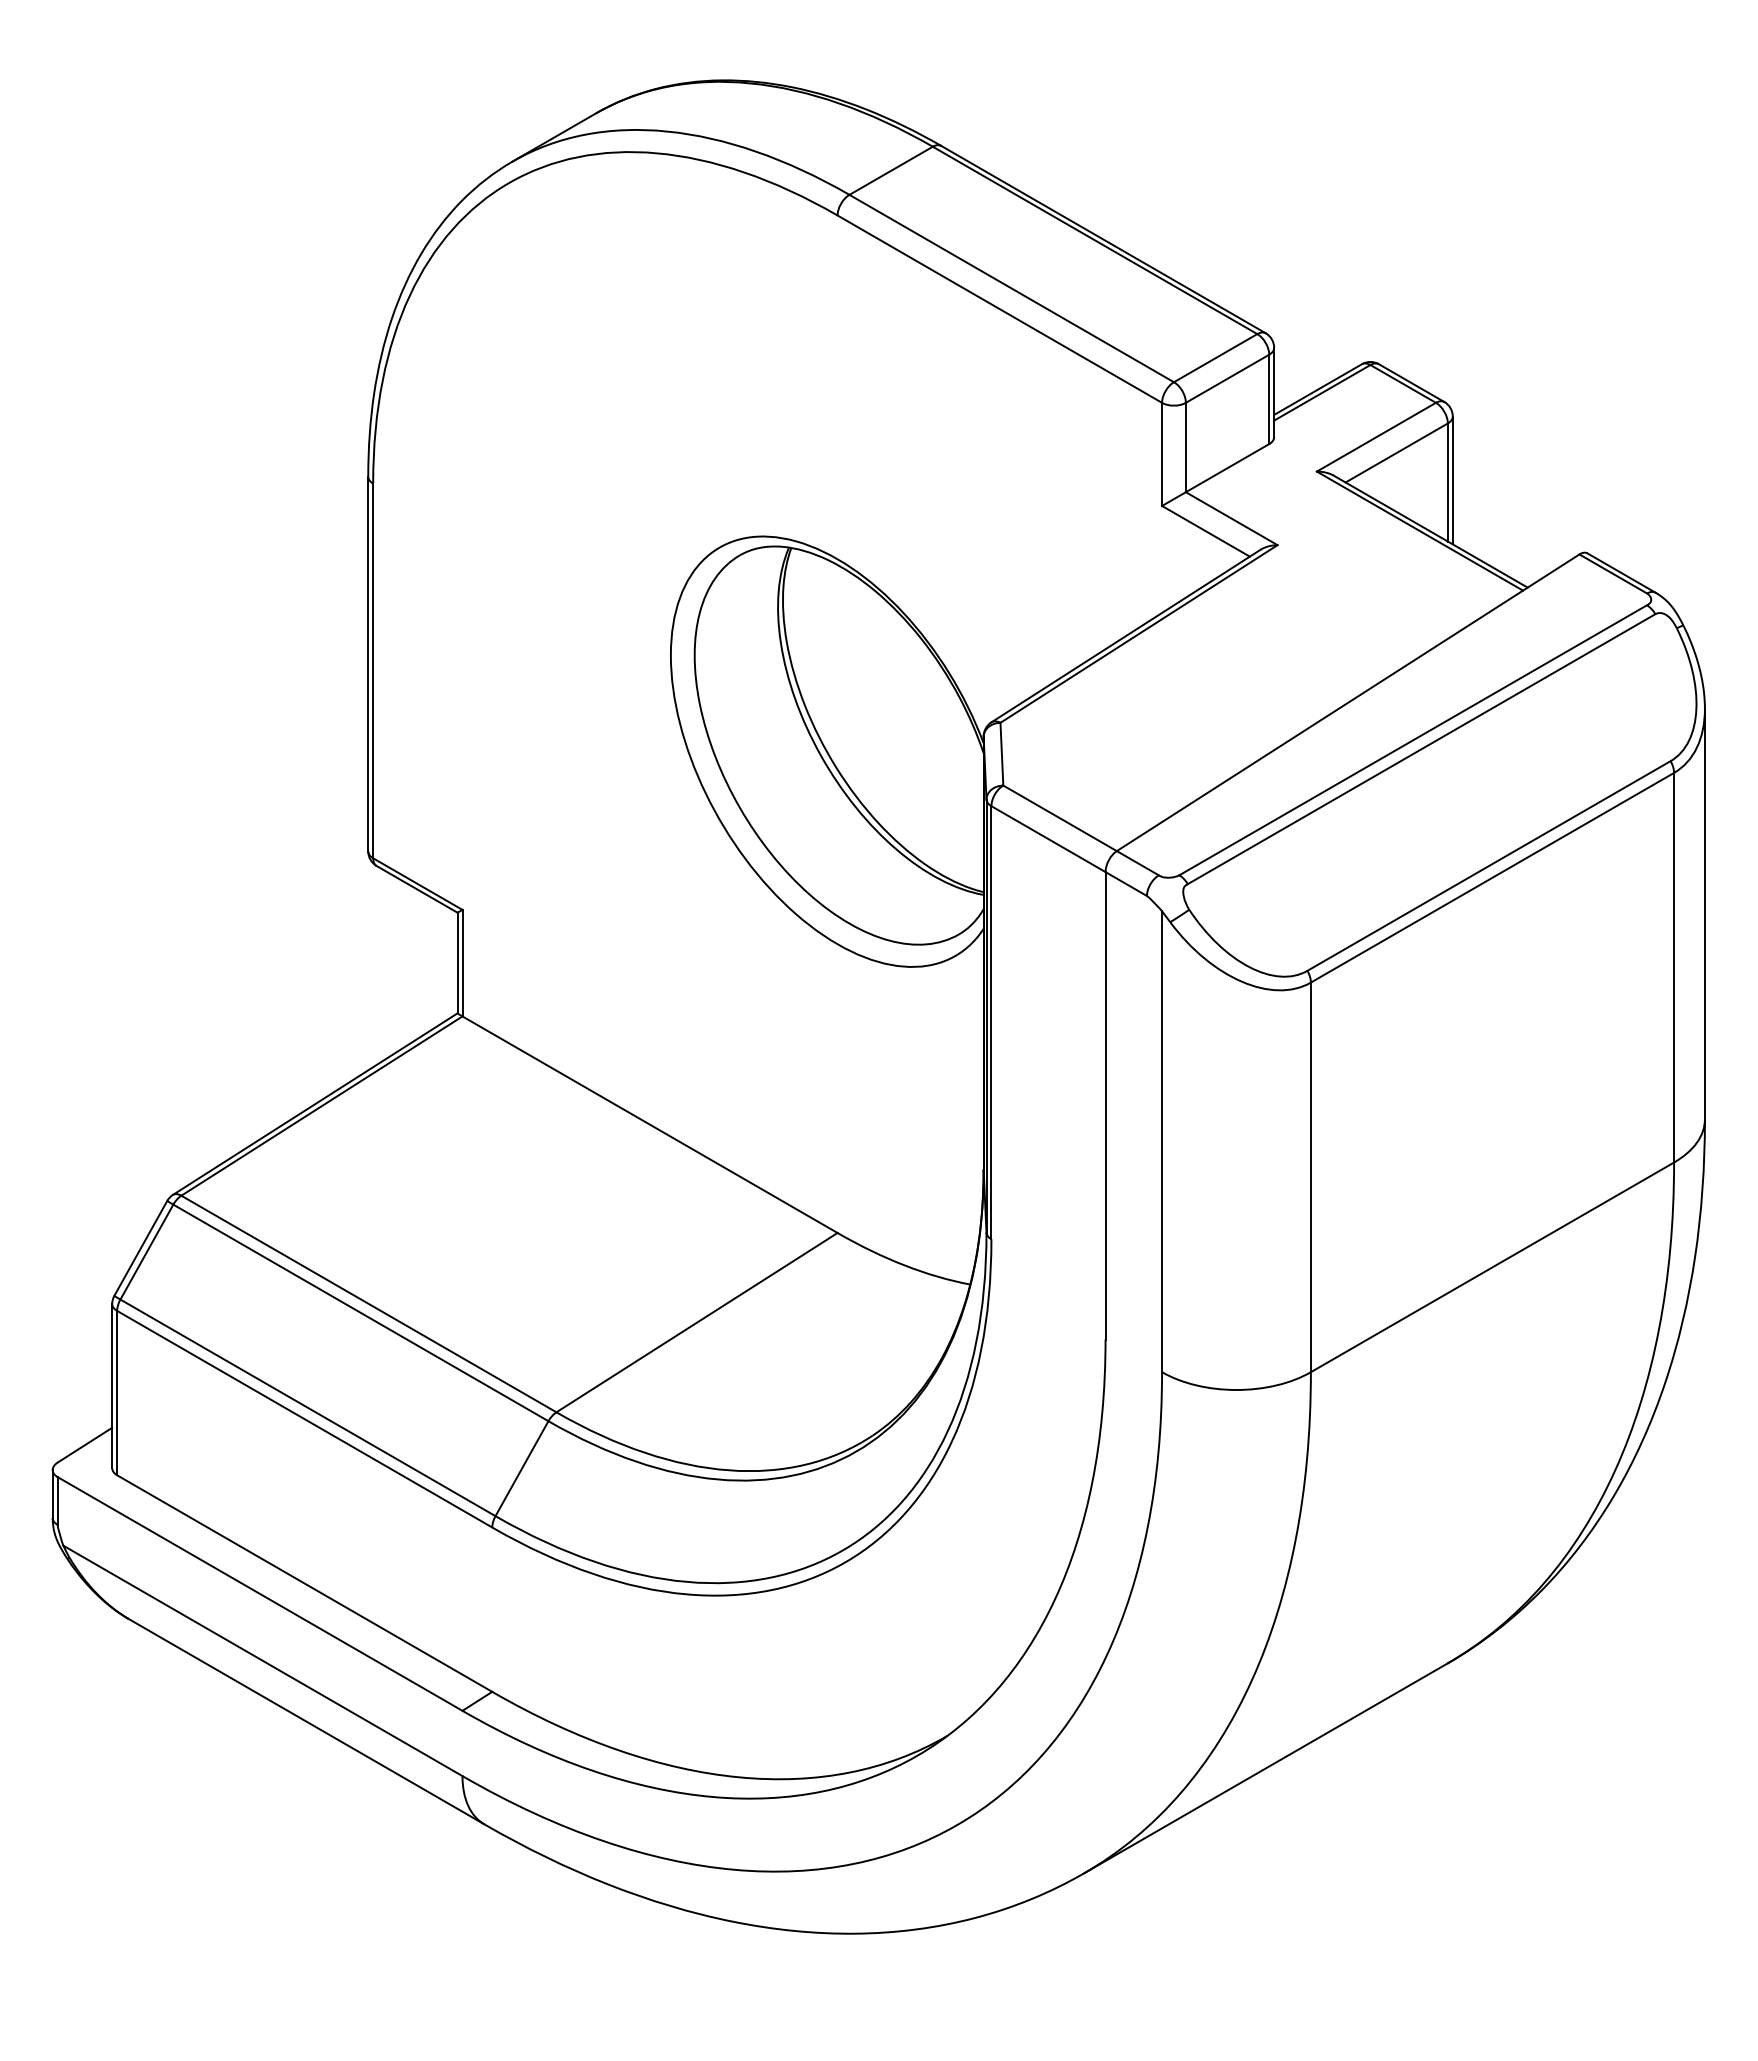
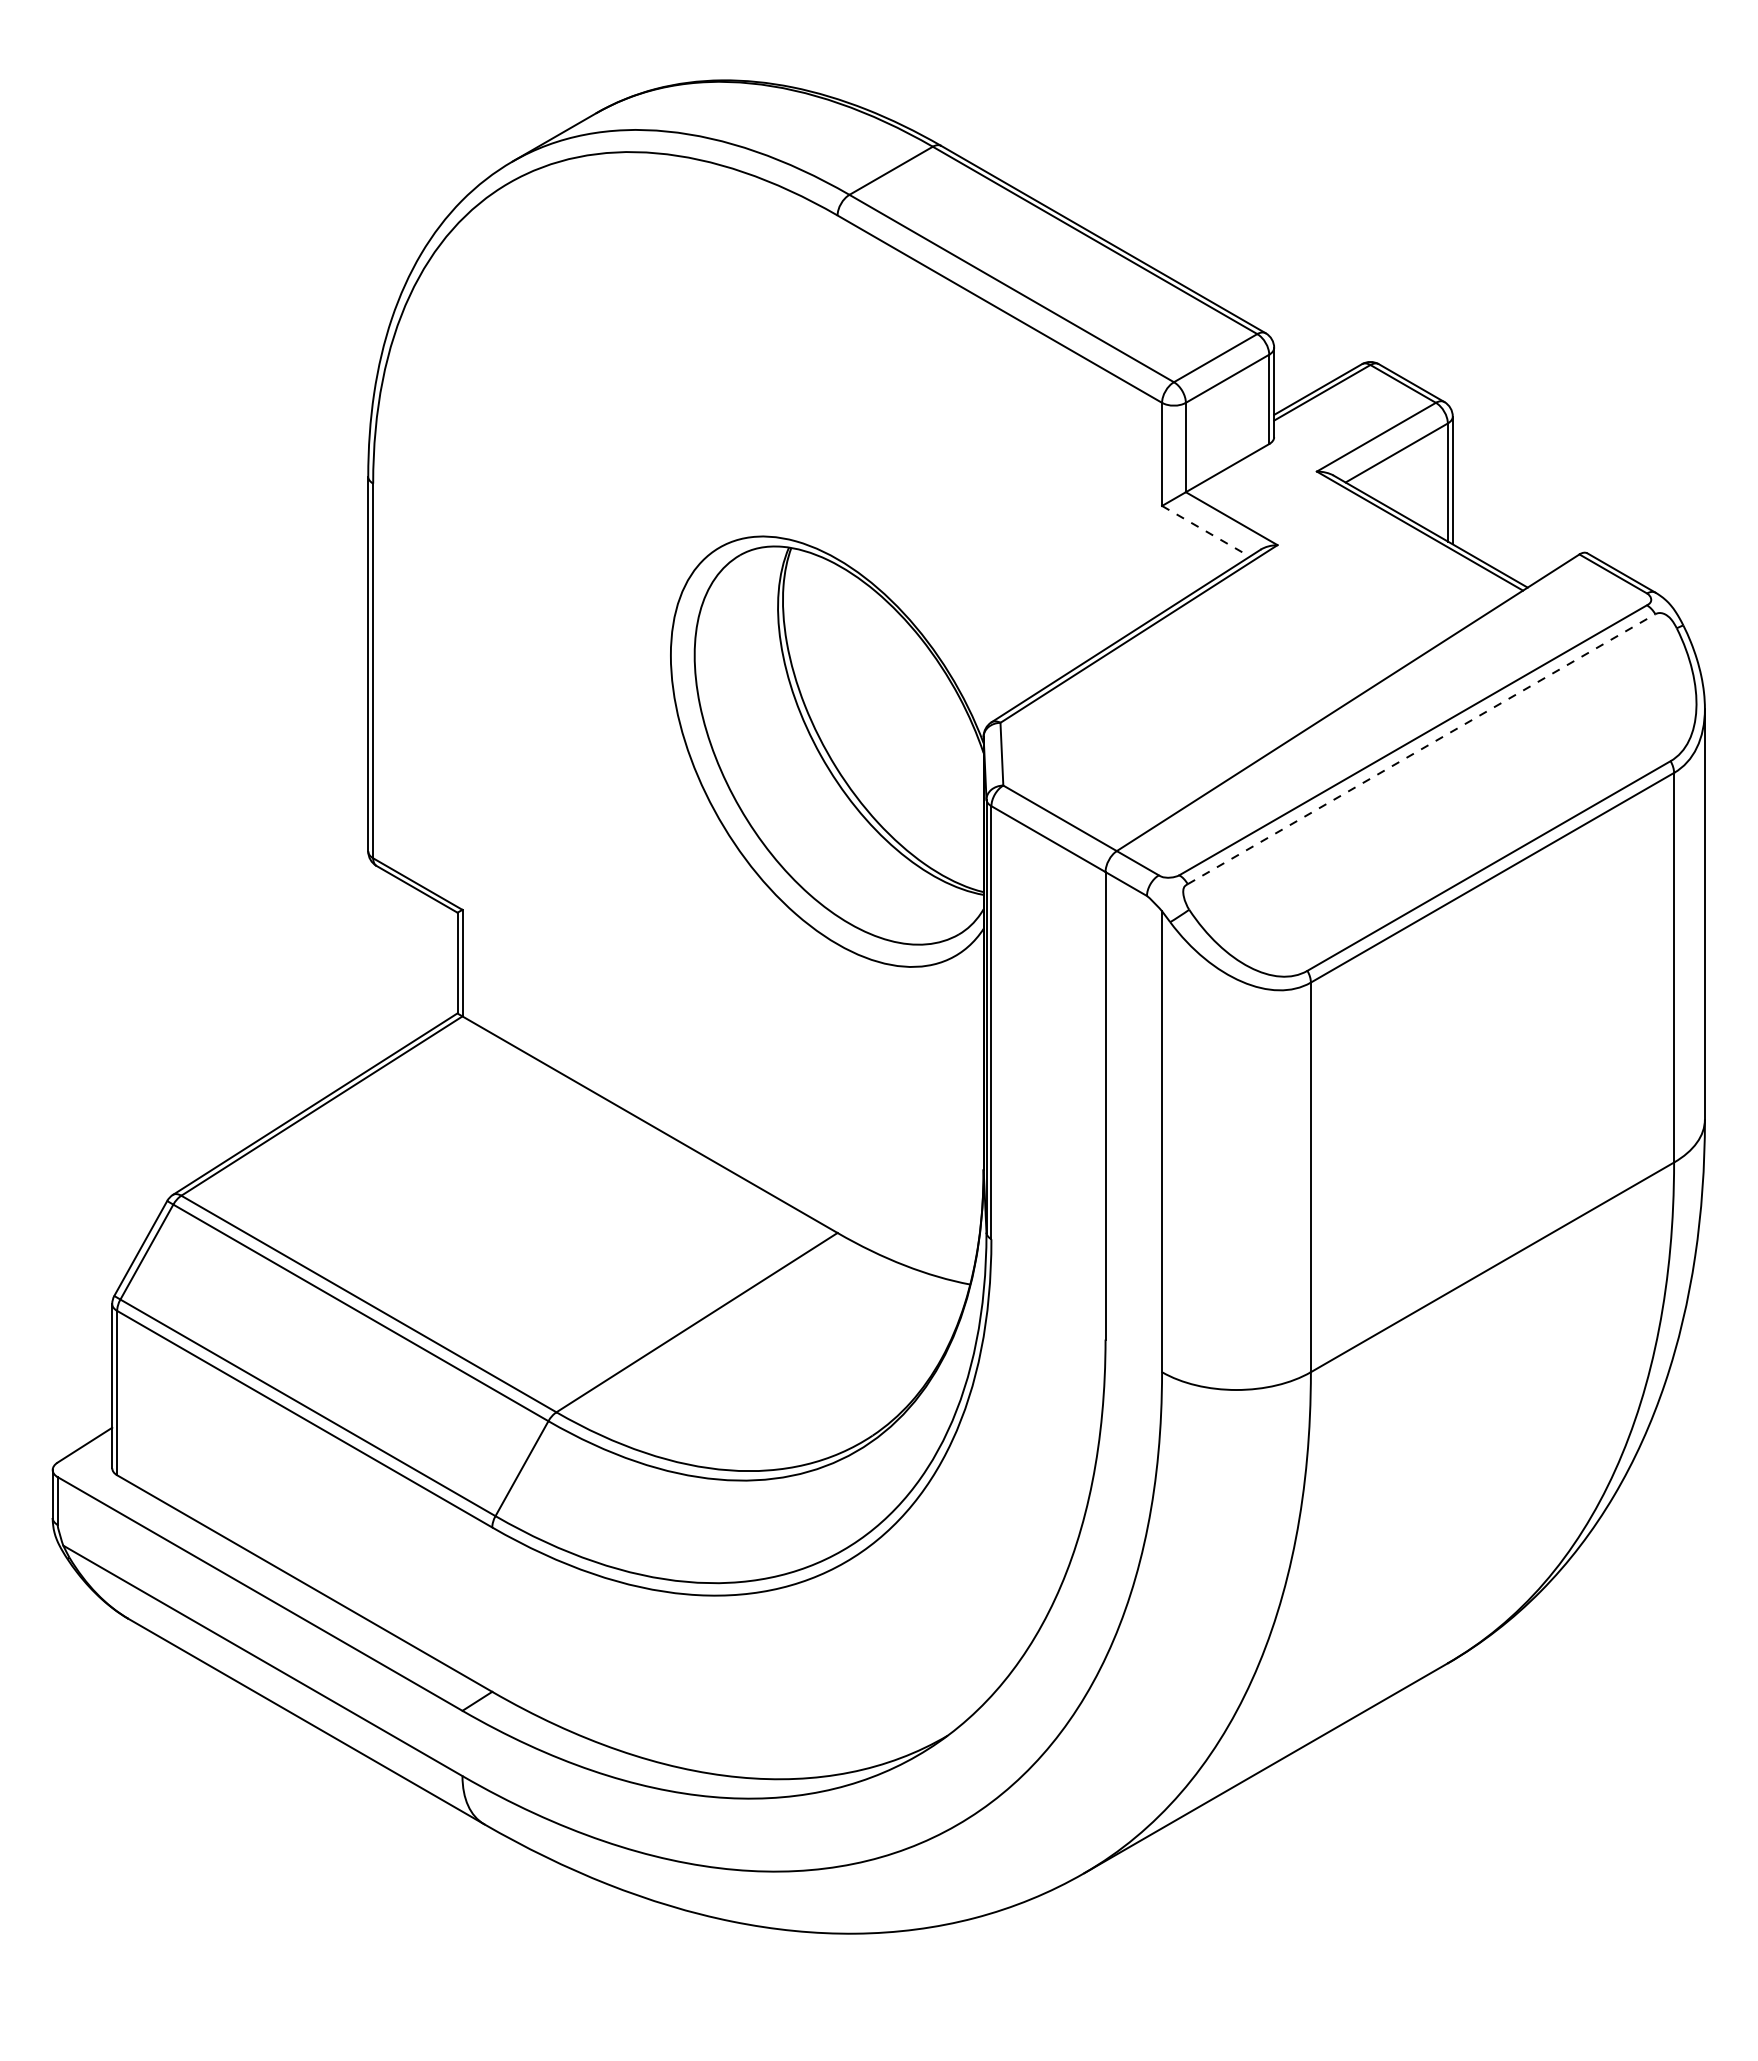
line: solid -> dashed (1205, 531)
line: solid -> dashed (1421, 749)
